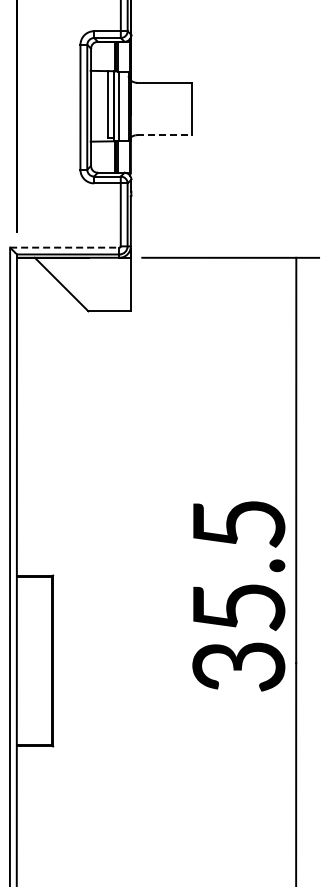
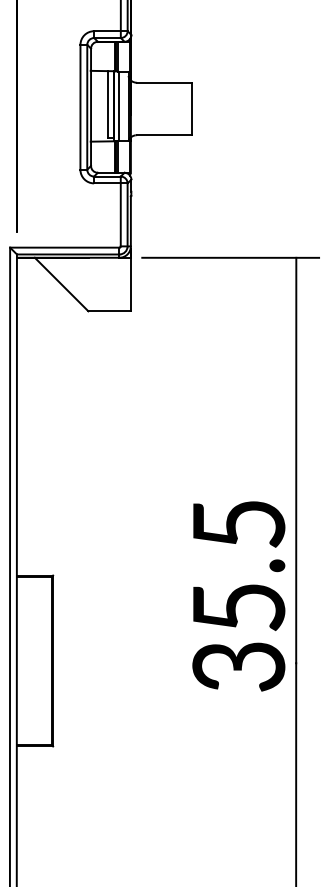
line: dashed -> solid (164, 135)
line: dashed -> solid (64, 247)
